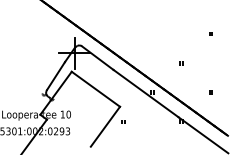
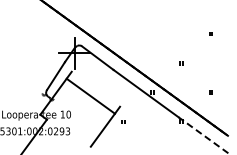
line position: (95, 88) -> (90, 95) (90, 95)
line: solid -> dashed (203, 135)
